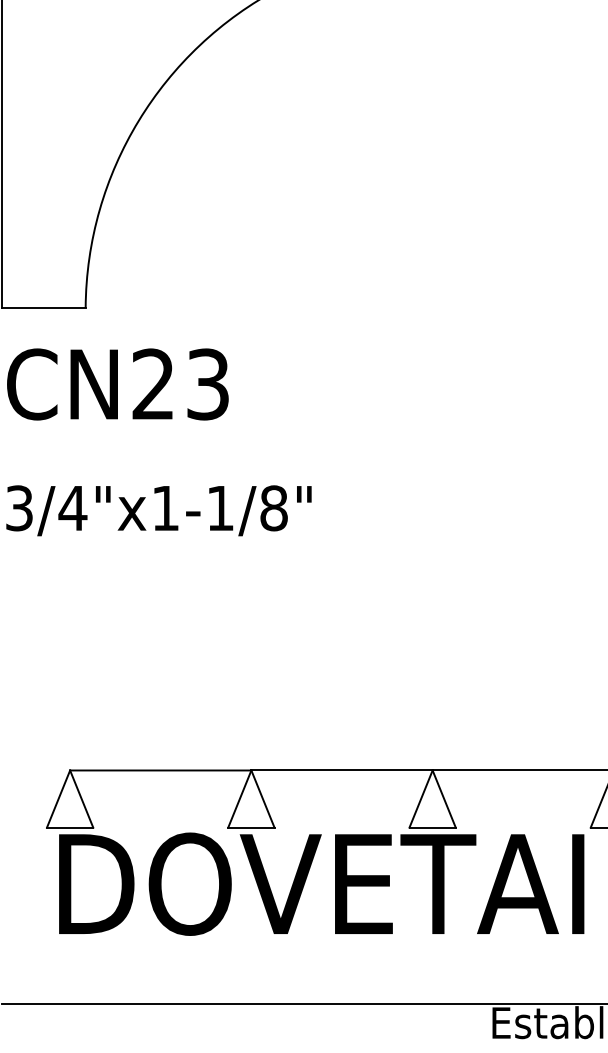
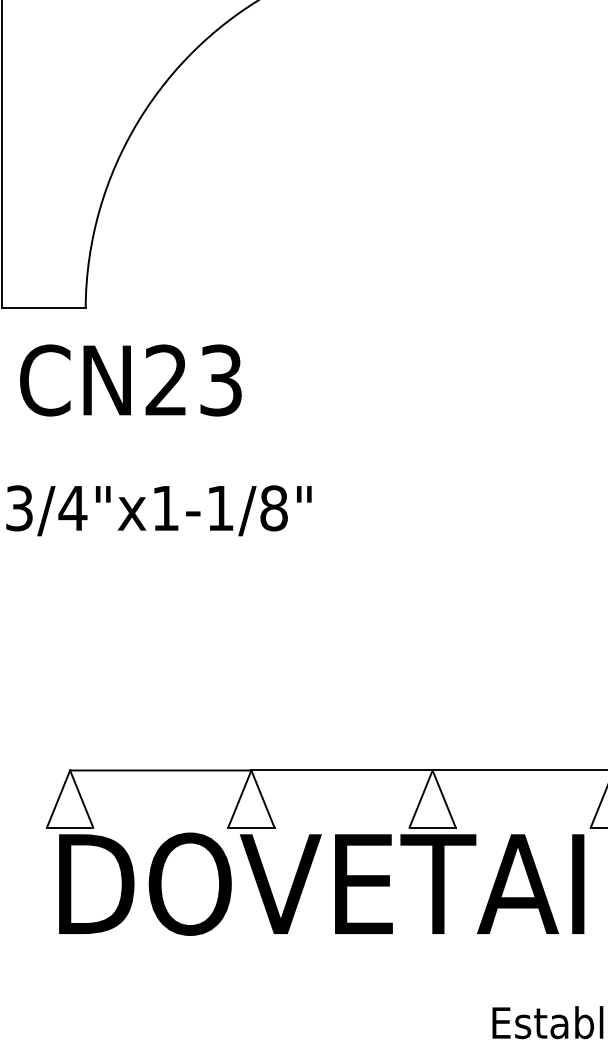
text position: (117, 384) -> (130, 380) (130, 380)
line: present -> none (303, 1003)
